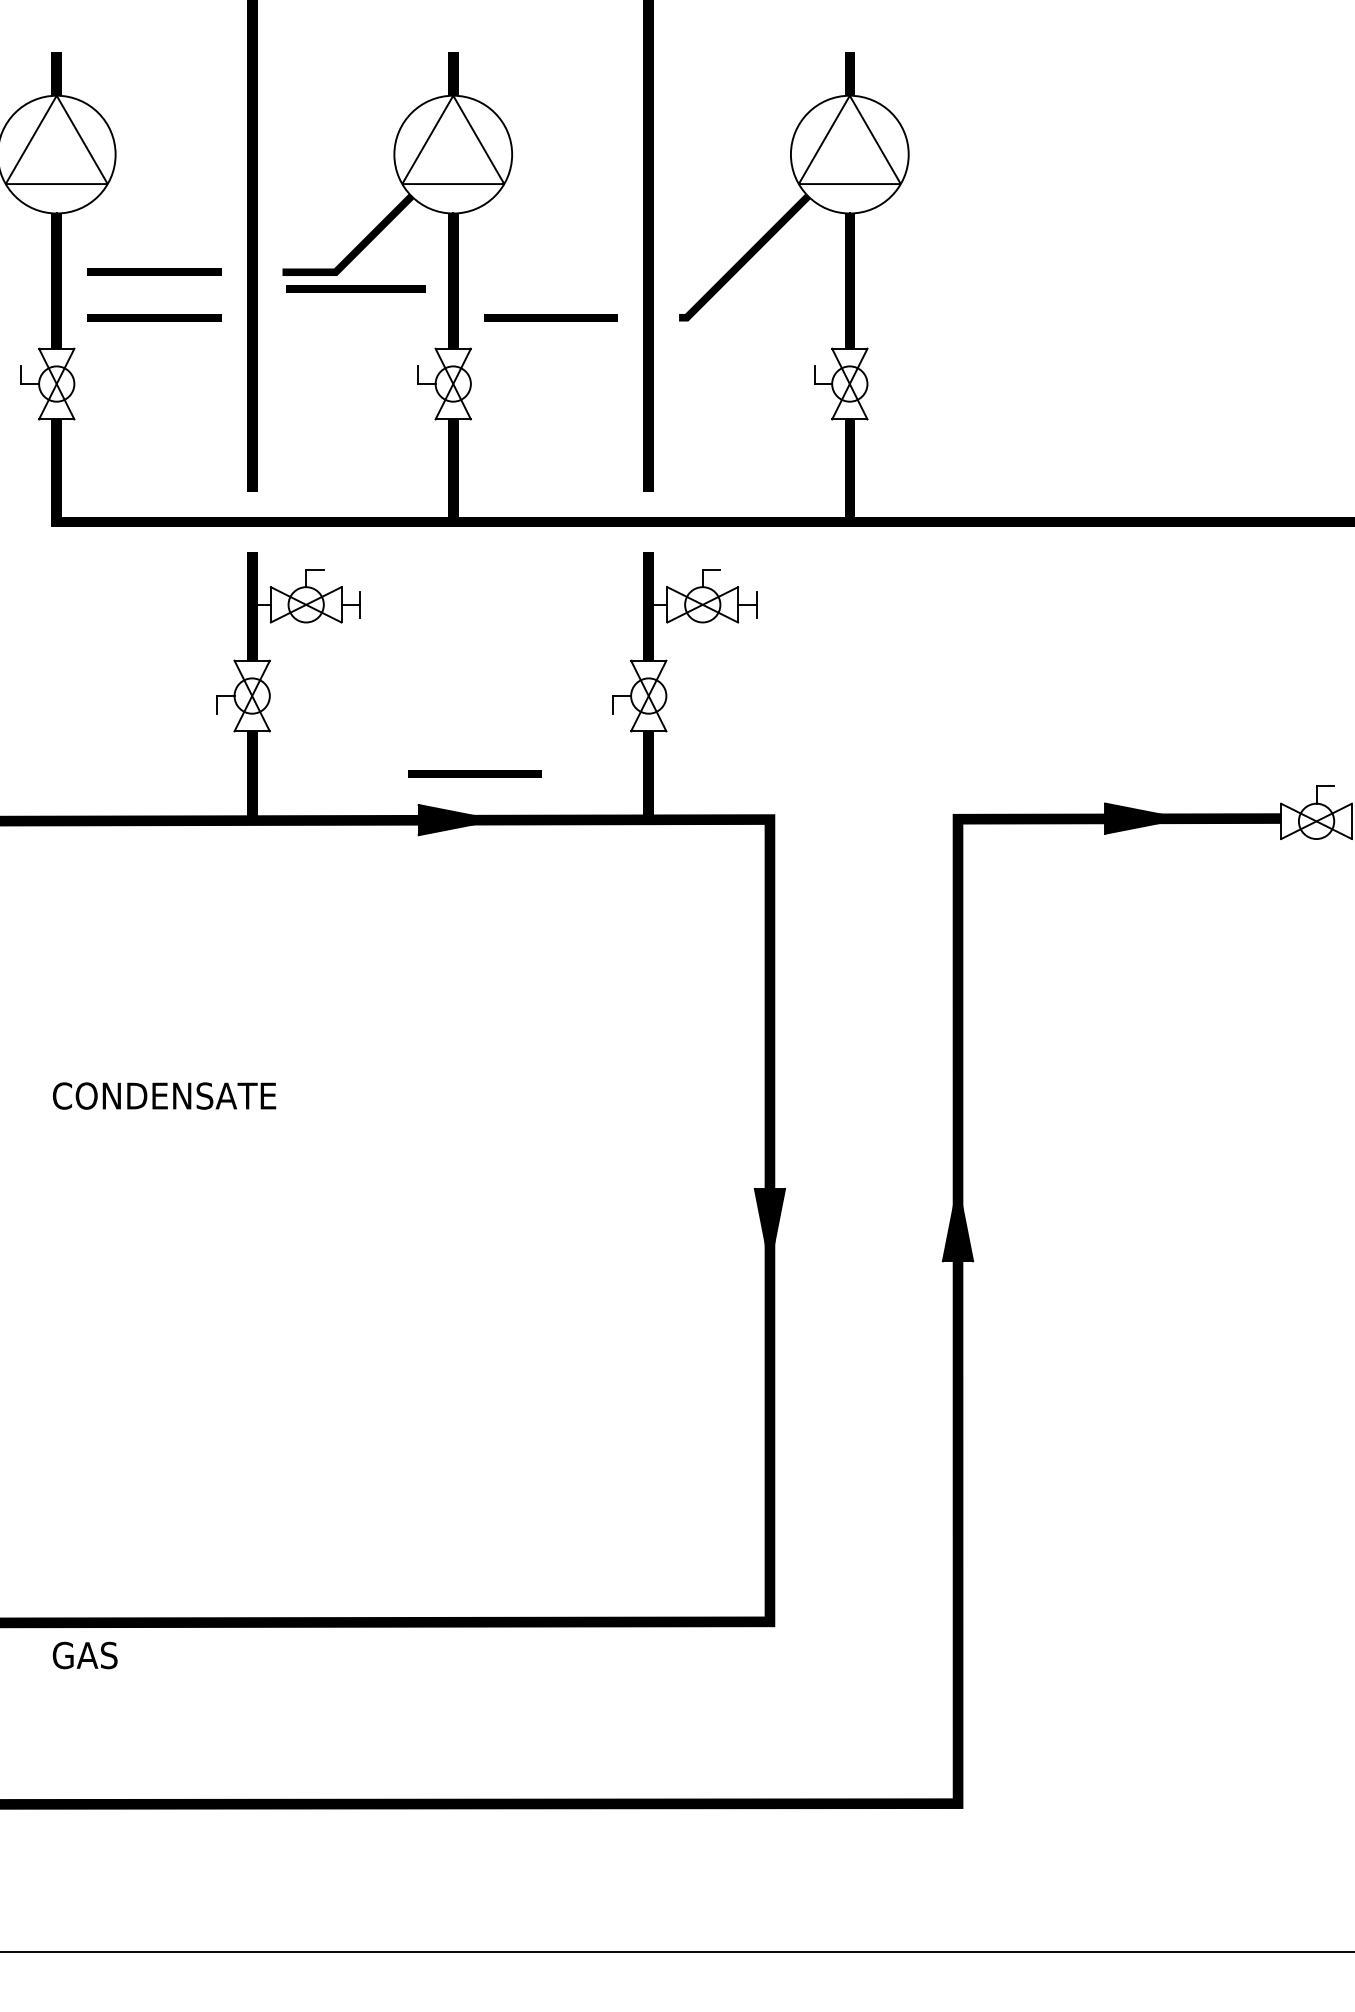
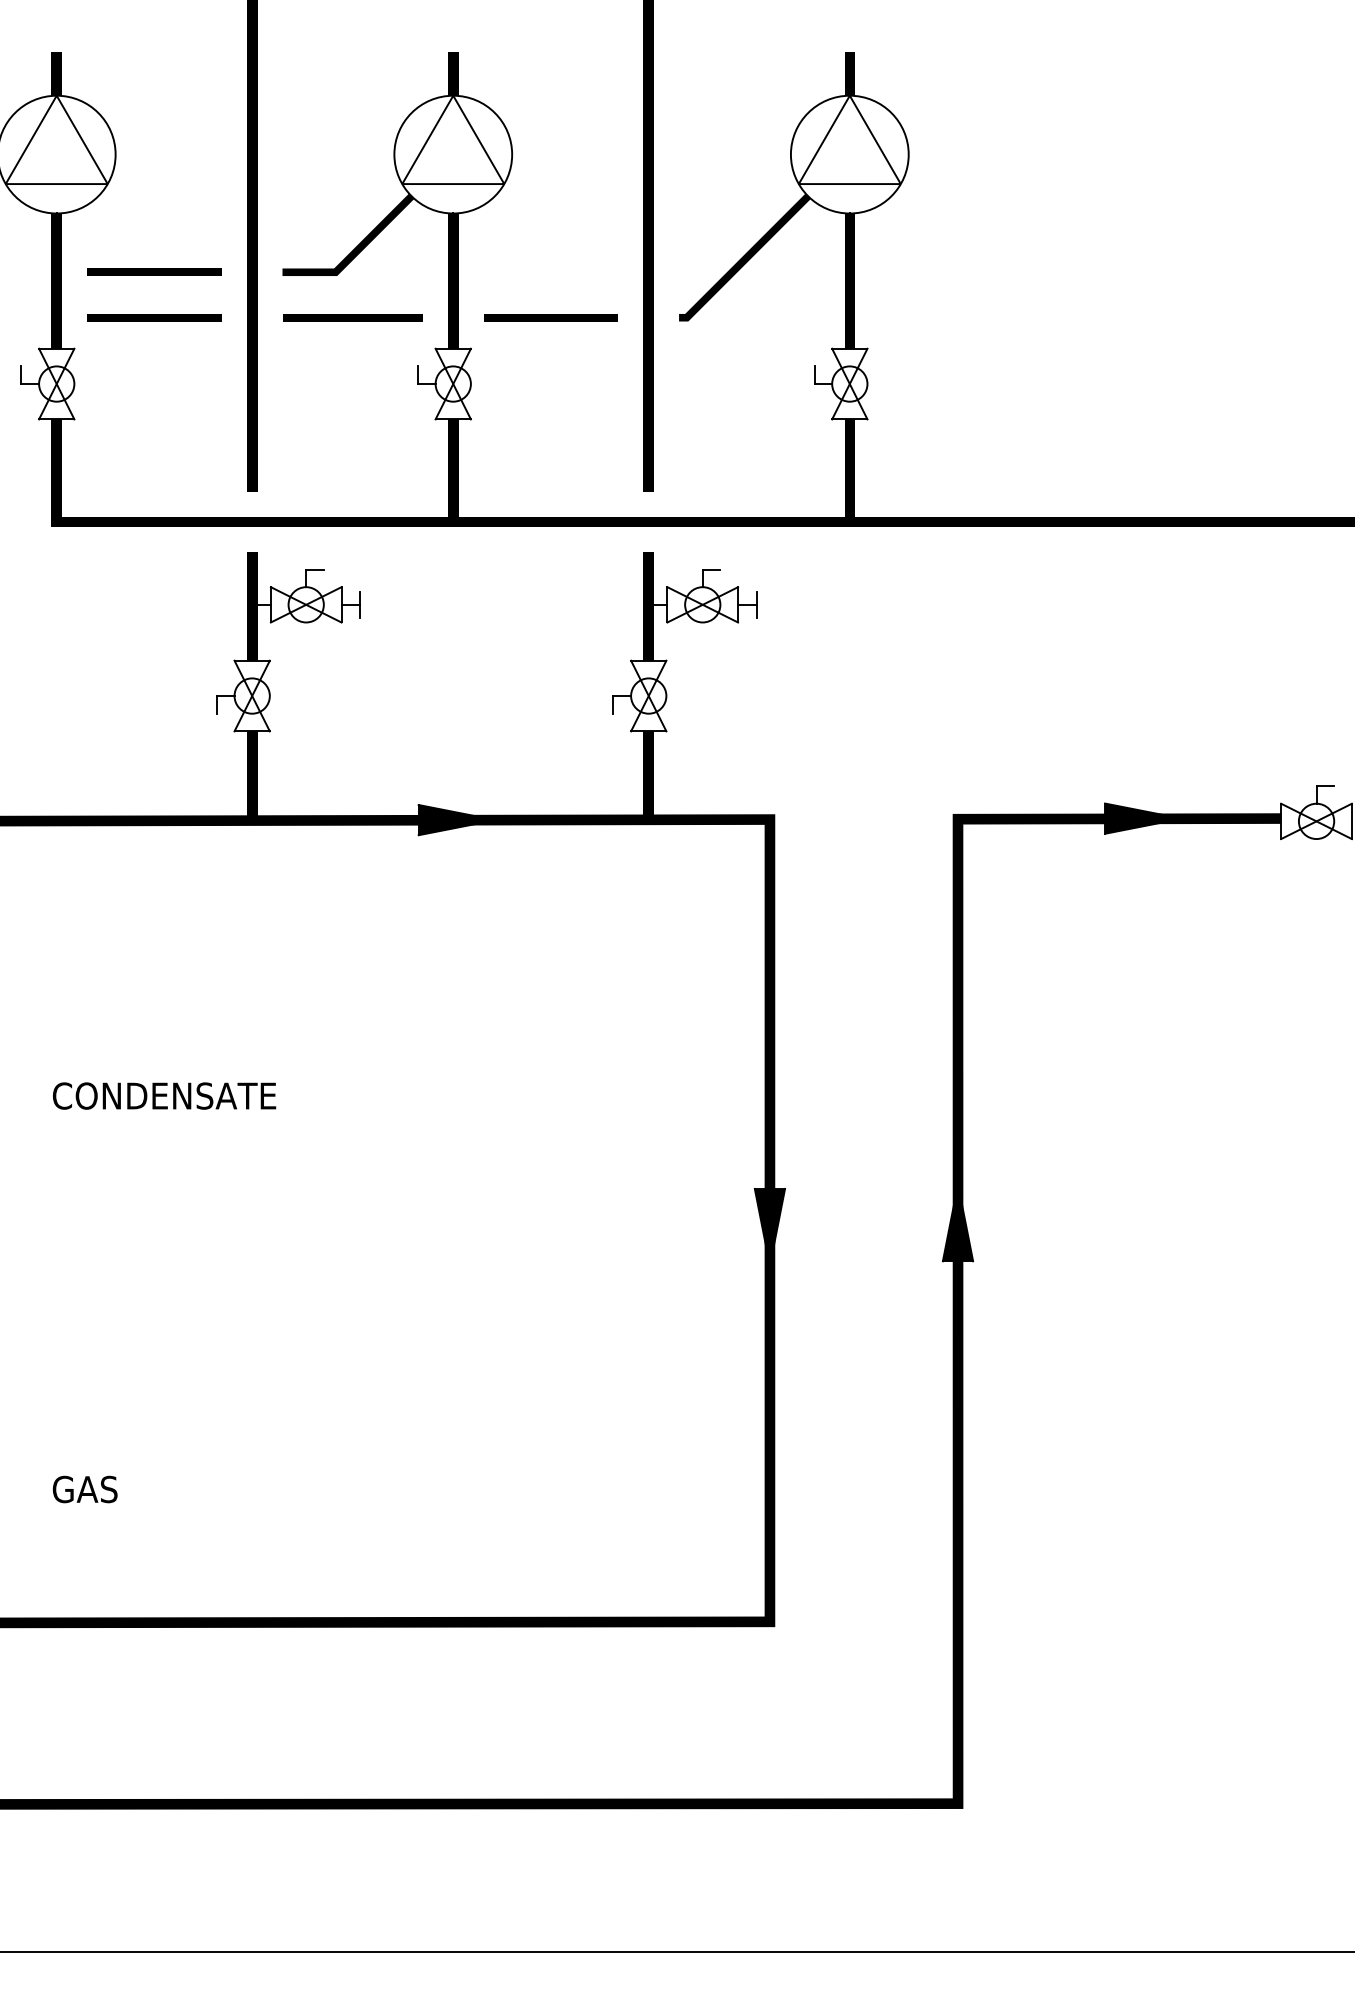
line position: (355, 288) -> (352, 317) (352, 317)
line: present -> none (474, 773)
text position: (84, 1655) -> (84, 1489) (84, 1489)
